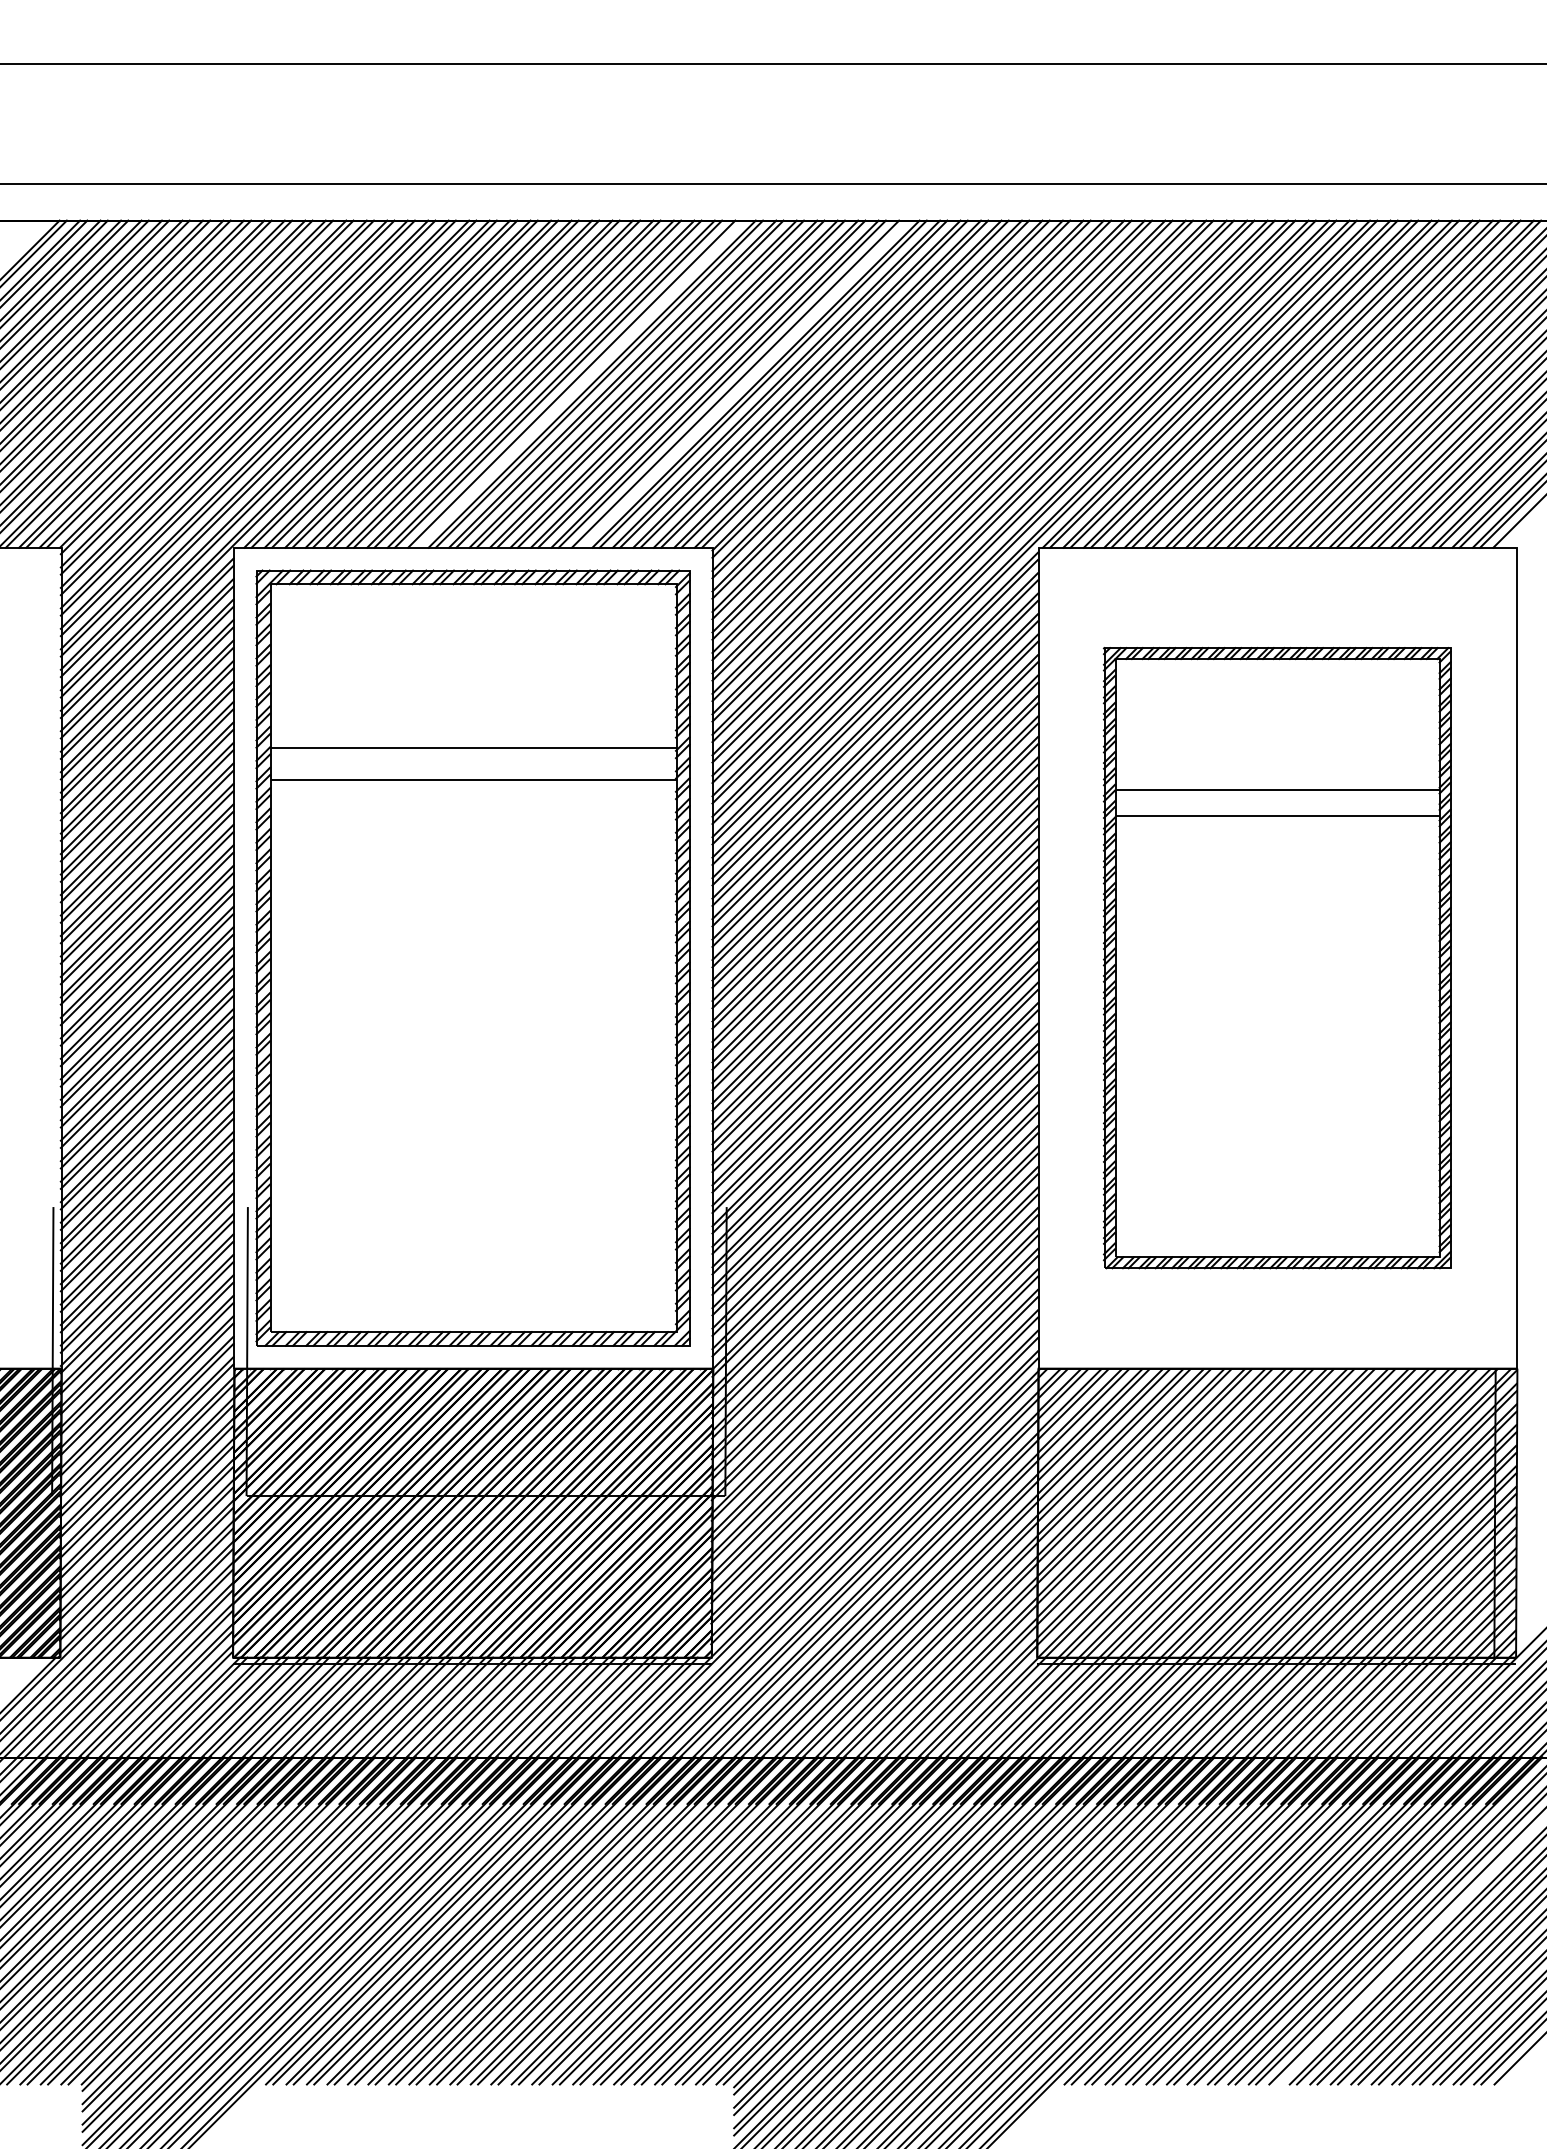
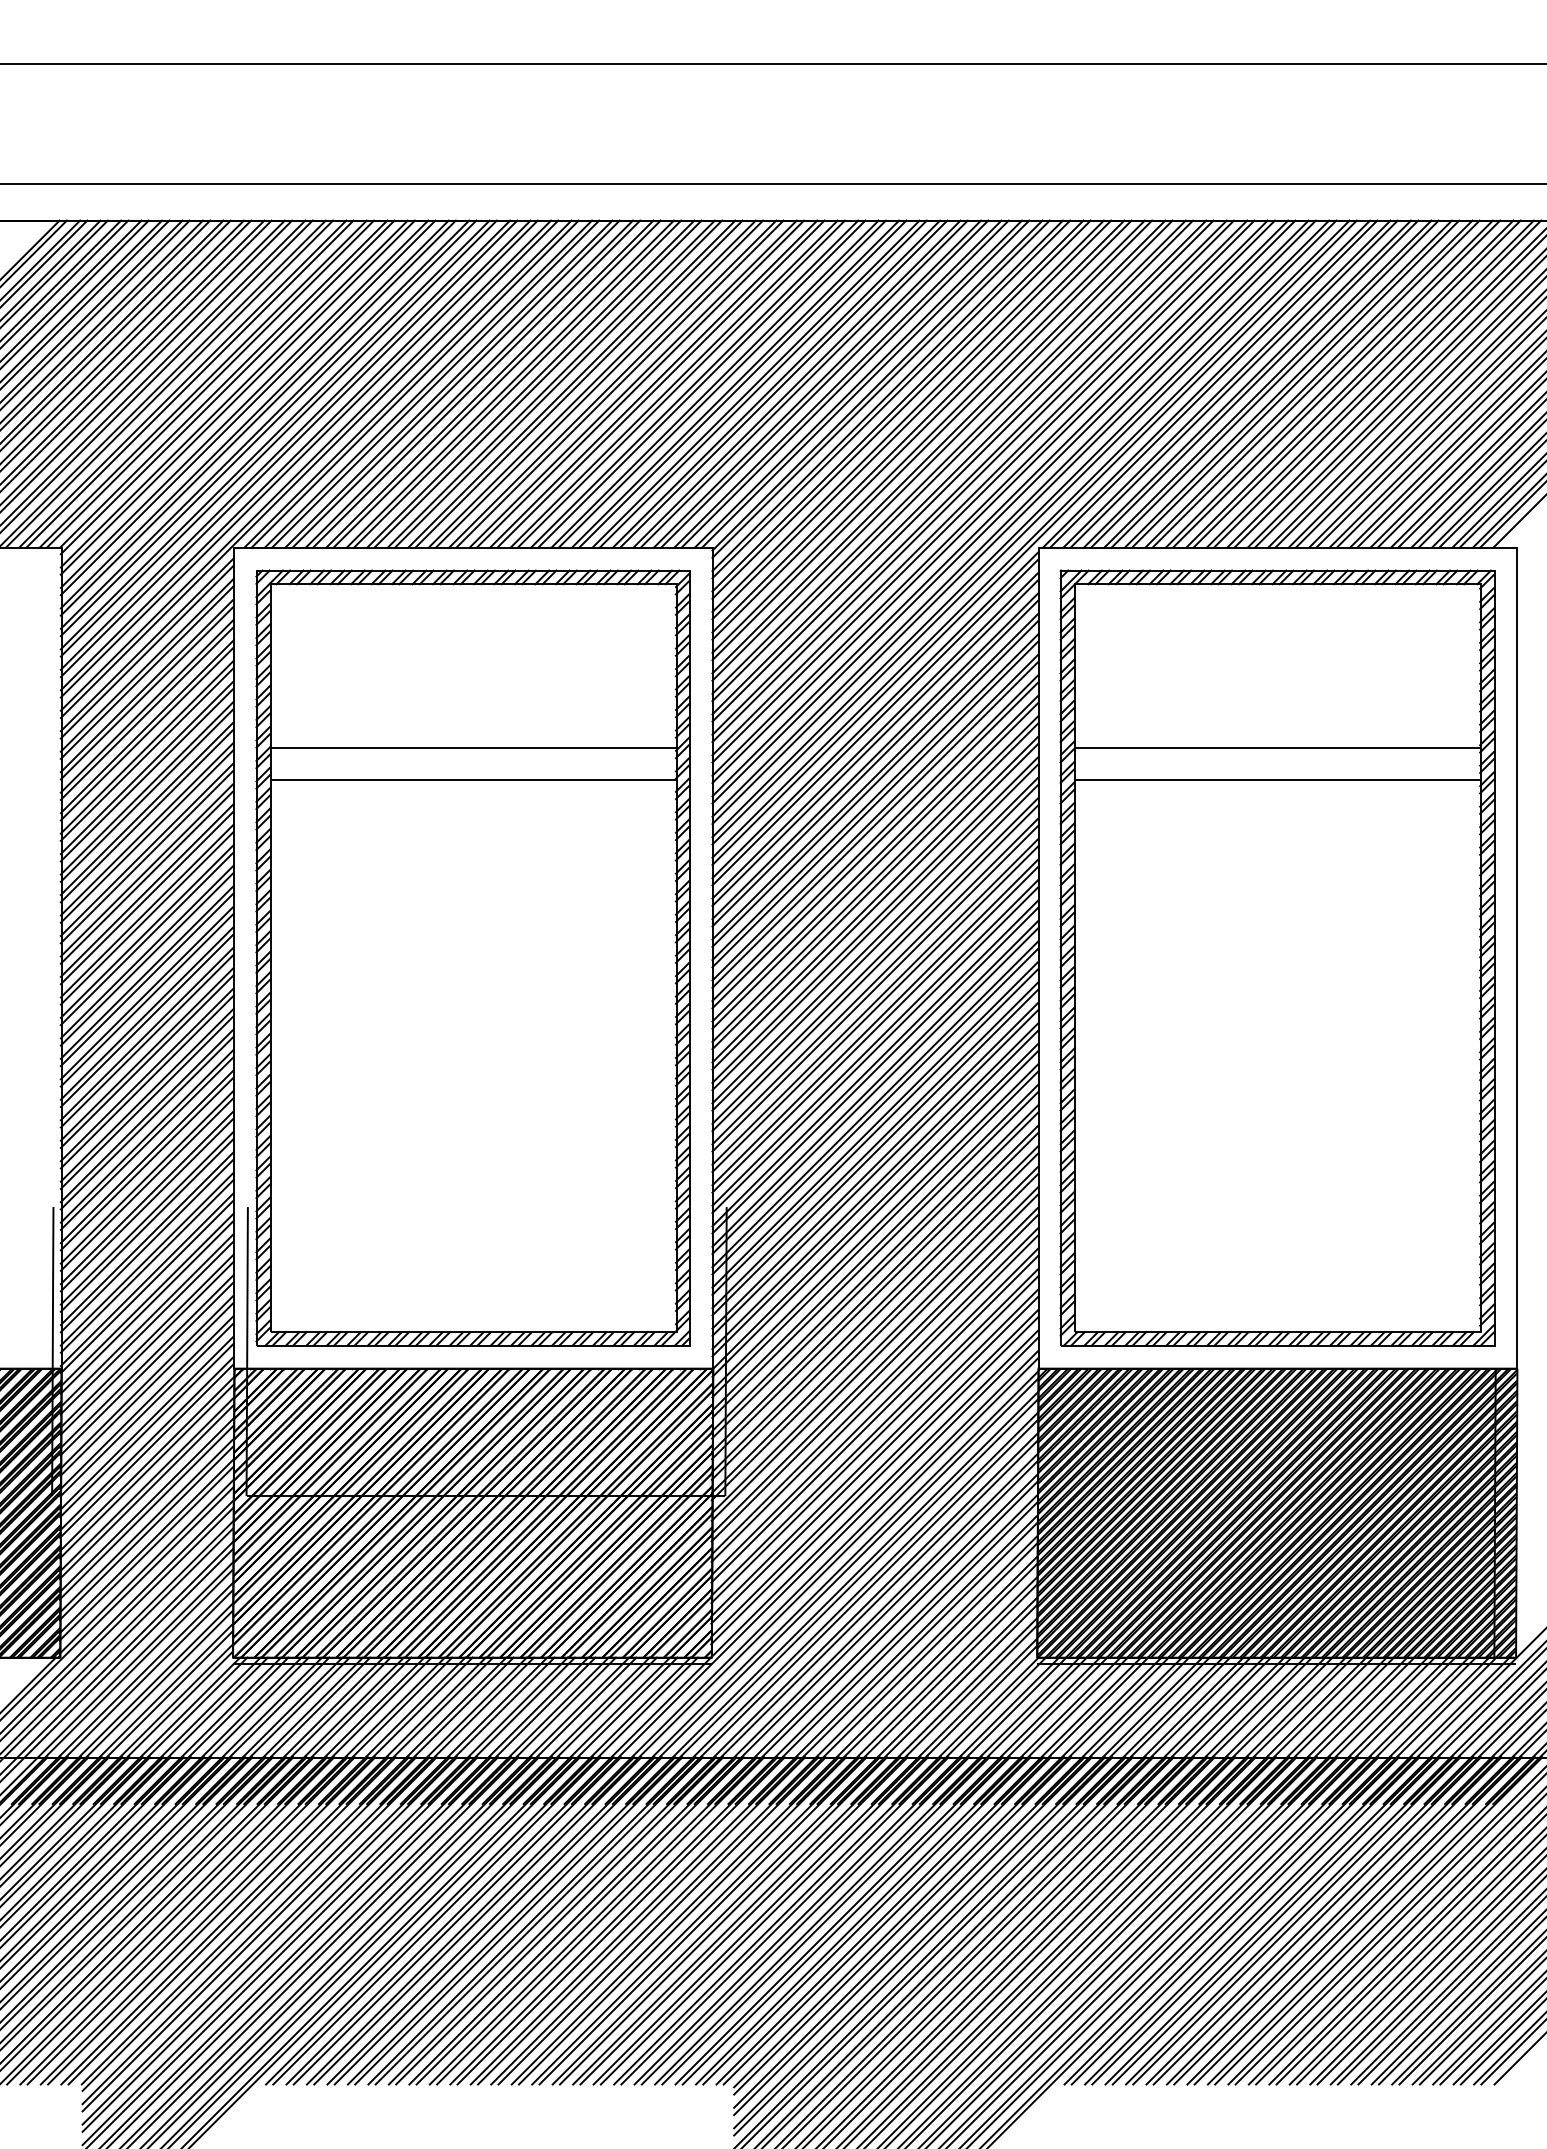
line: none -> present (578, 383)
line: none -> present (742, 383)
part size: 350x623 px -> 437x778 px (1277, 957)
hatch: none -> present (1277, 1512)
line: none -> present (1409, 1950)
